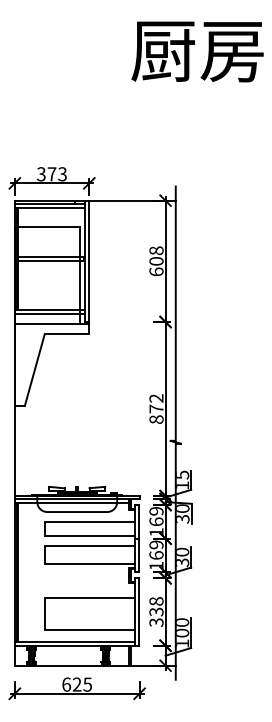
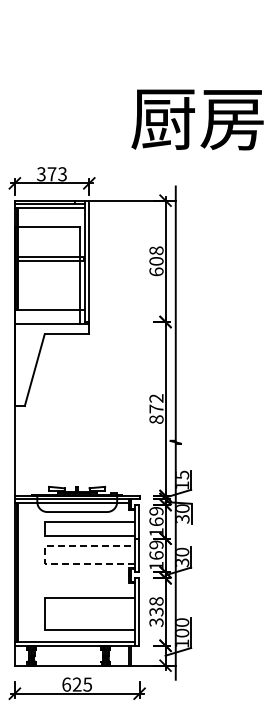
text position: (197, 51) -> (197, 119) (197, 119)
line: present -> none (49, 314)
line: solid -> dashed (44, 555)
